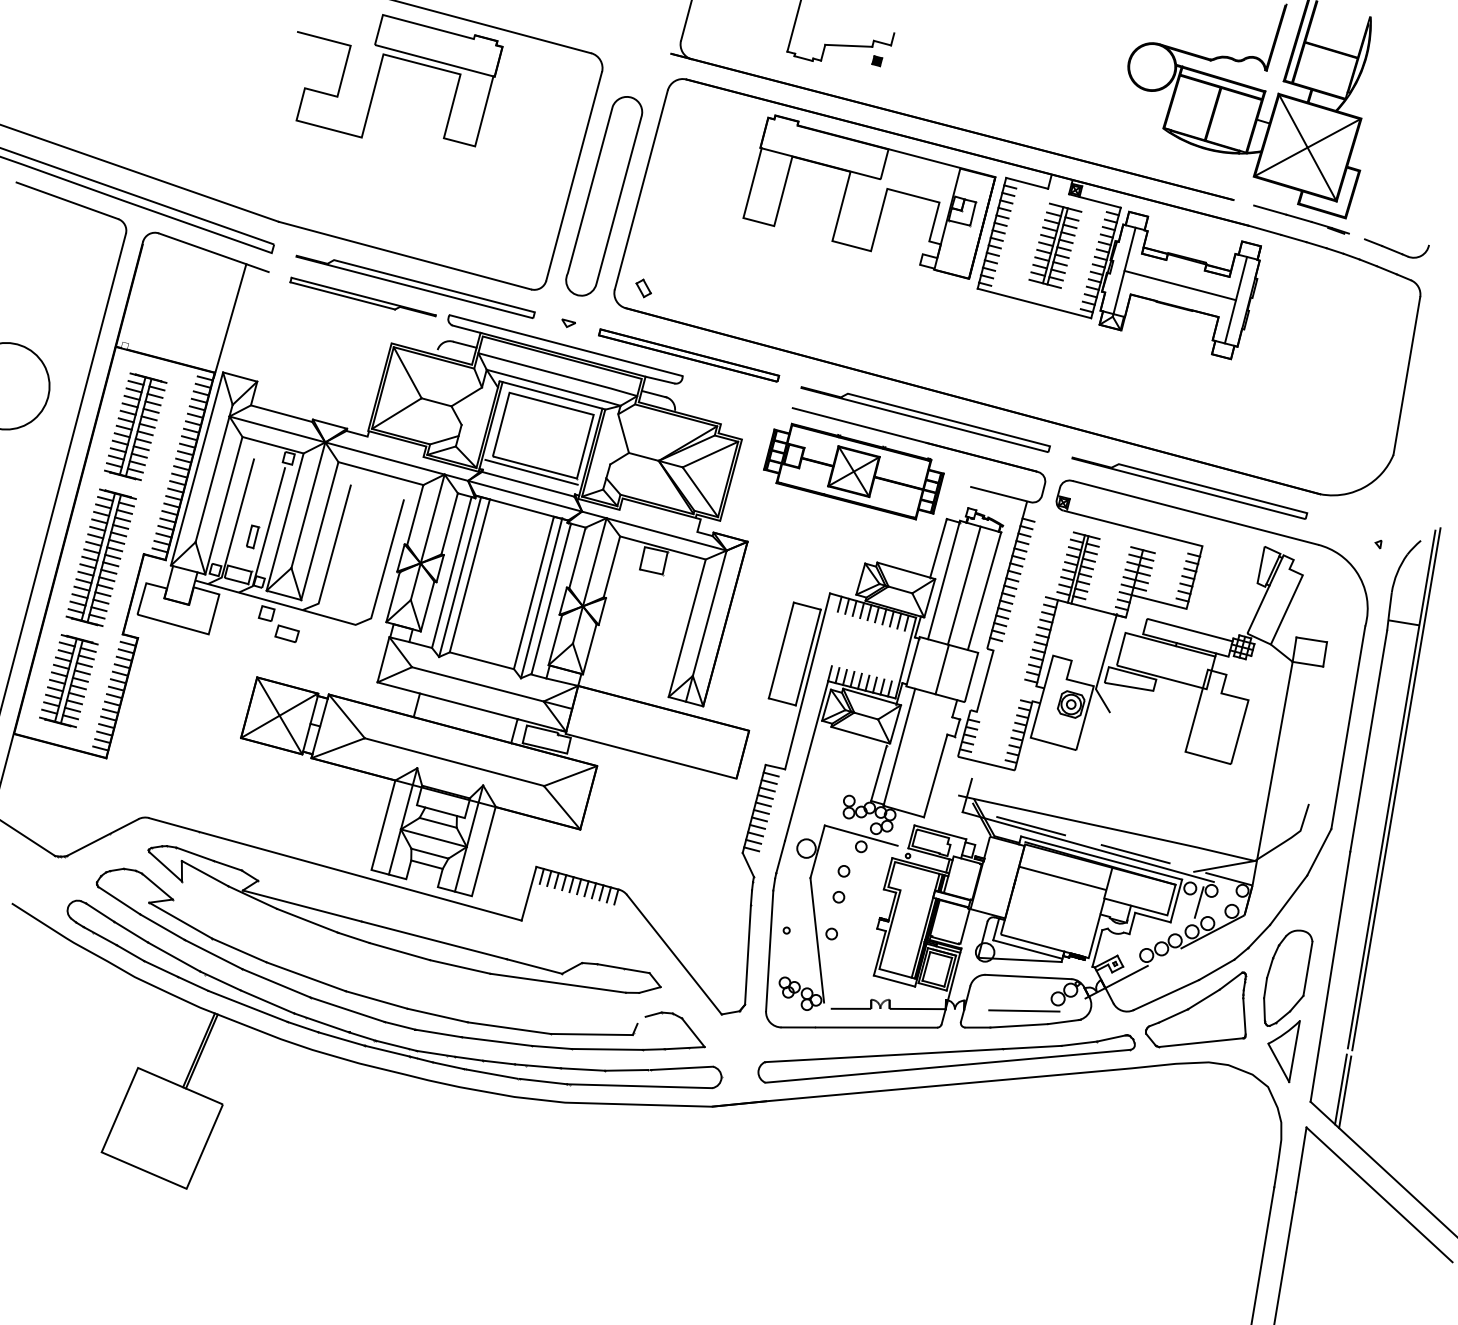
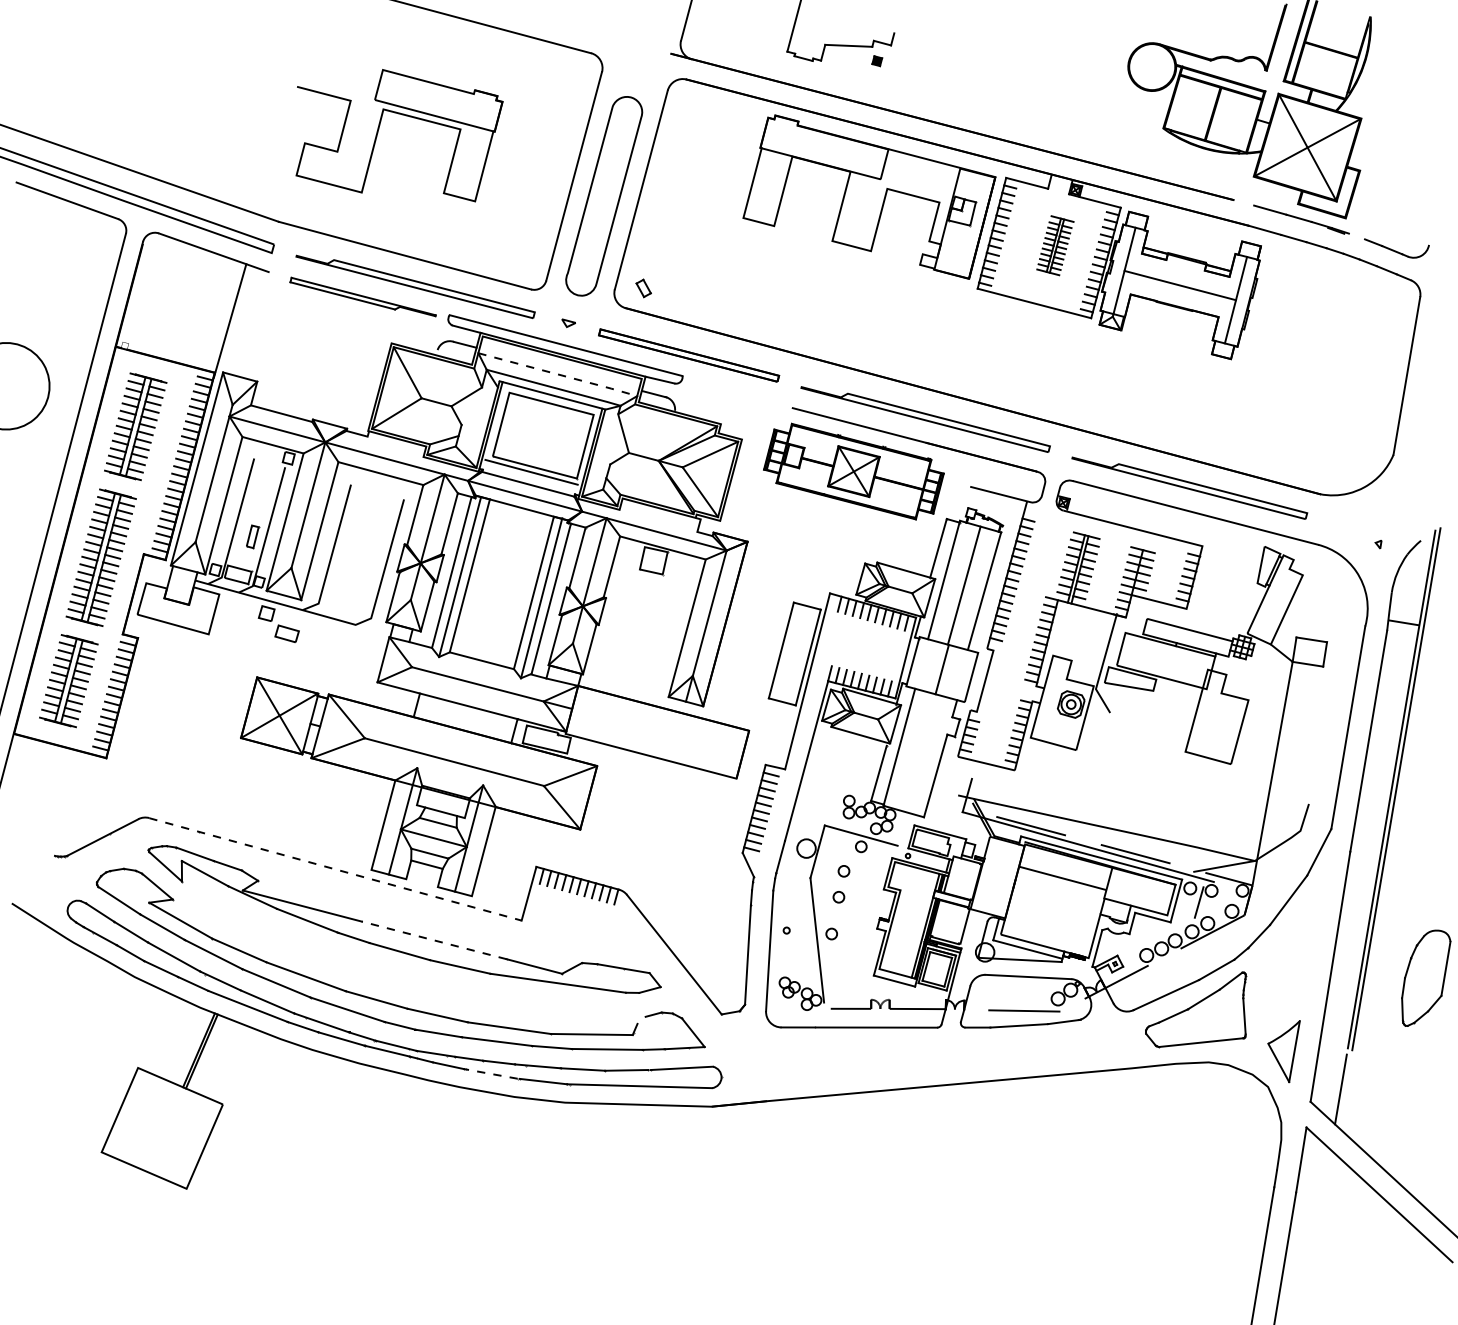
part position: (402, 60) -> (402, 115) (402, 115)
part size: 55x87 px -> 39x62 px (1055, 245)
line: solid -> dashed (559, 374)
line: present -> none (28, 838)
line: solid -> dashed (336, 869)
line: solid -> dashed (434, 940)
part position: (1288, 977) -> (1426, 977) (1426, 977)
part: present -> none (946, 1058)
line: solid -> dashed (490, 1073)
line: present -> none (1345, 1092)
